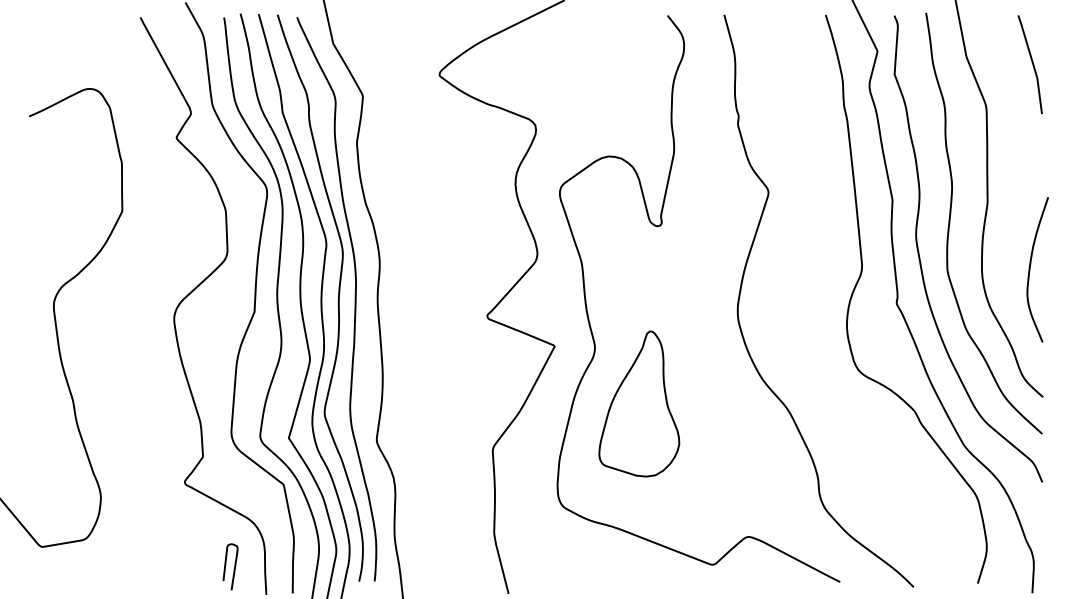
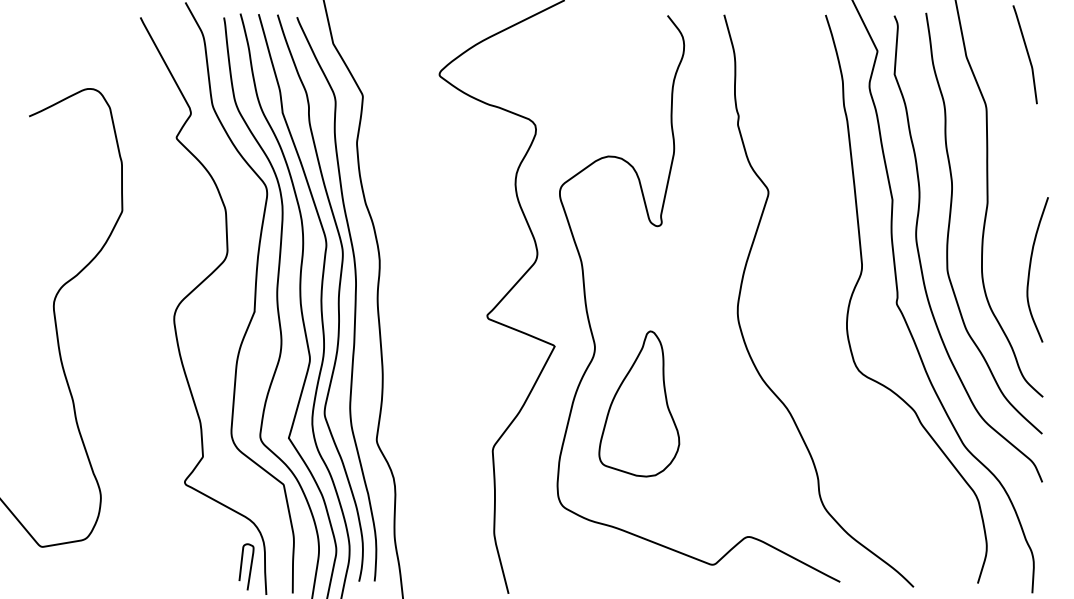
curve position: (1031, 62) -> (1026, 52) (1026, 52)
curve position: (234, 566) -> (250, 566) (250, 566)
